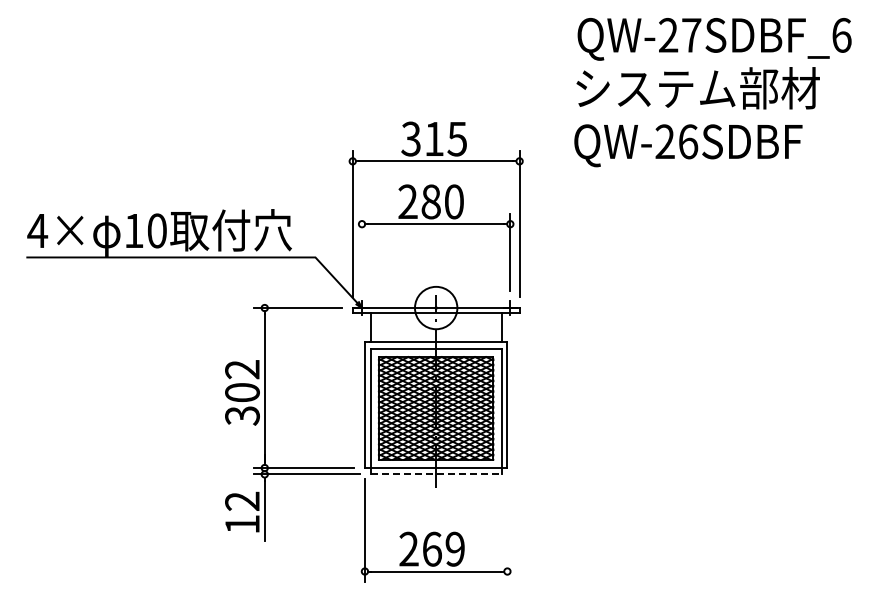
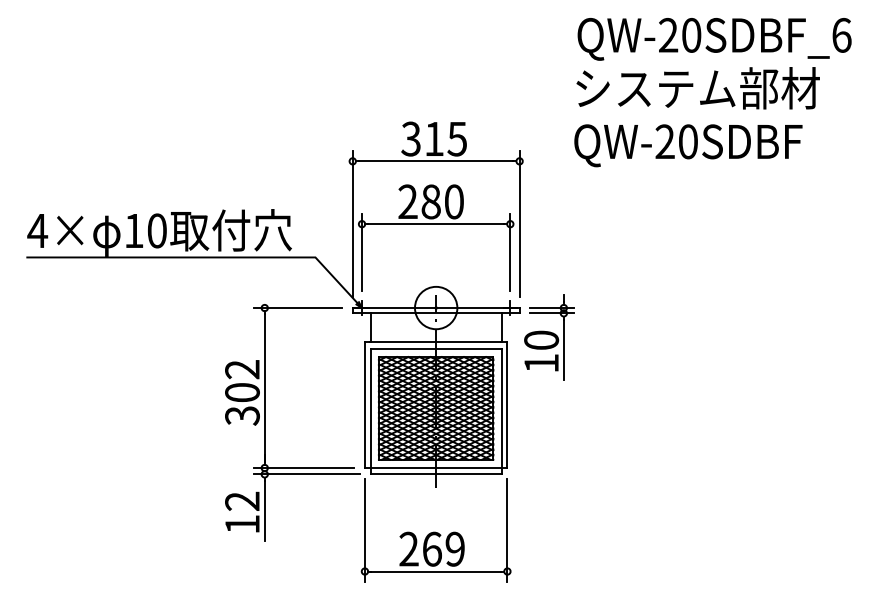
text: QW-27SDBF_6 -> QW-20SDBF_6 (691, 34)
text: QW-26SDBF -> QW-20SDBF (688, 141)
line: none -> present (362, 251)
part: none -> present (549, 337)
line: dashed -> solid (436, 474)
line: none -> present (507, 530)
